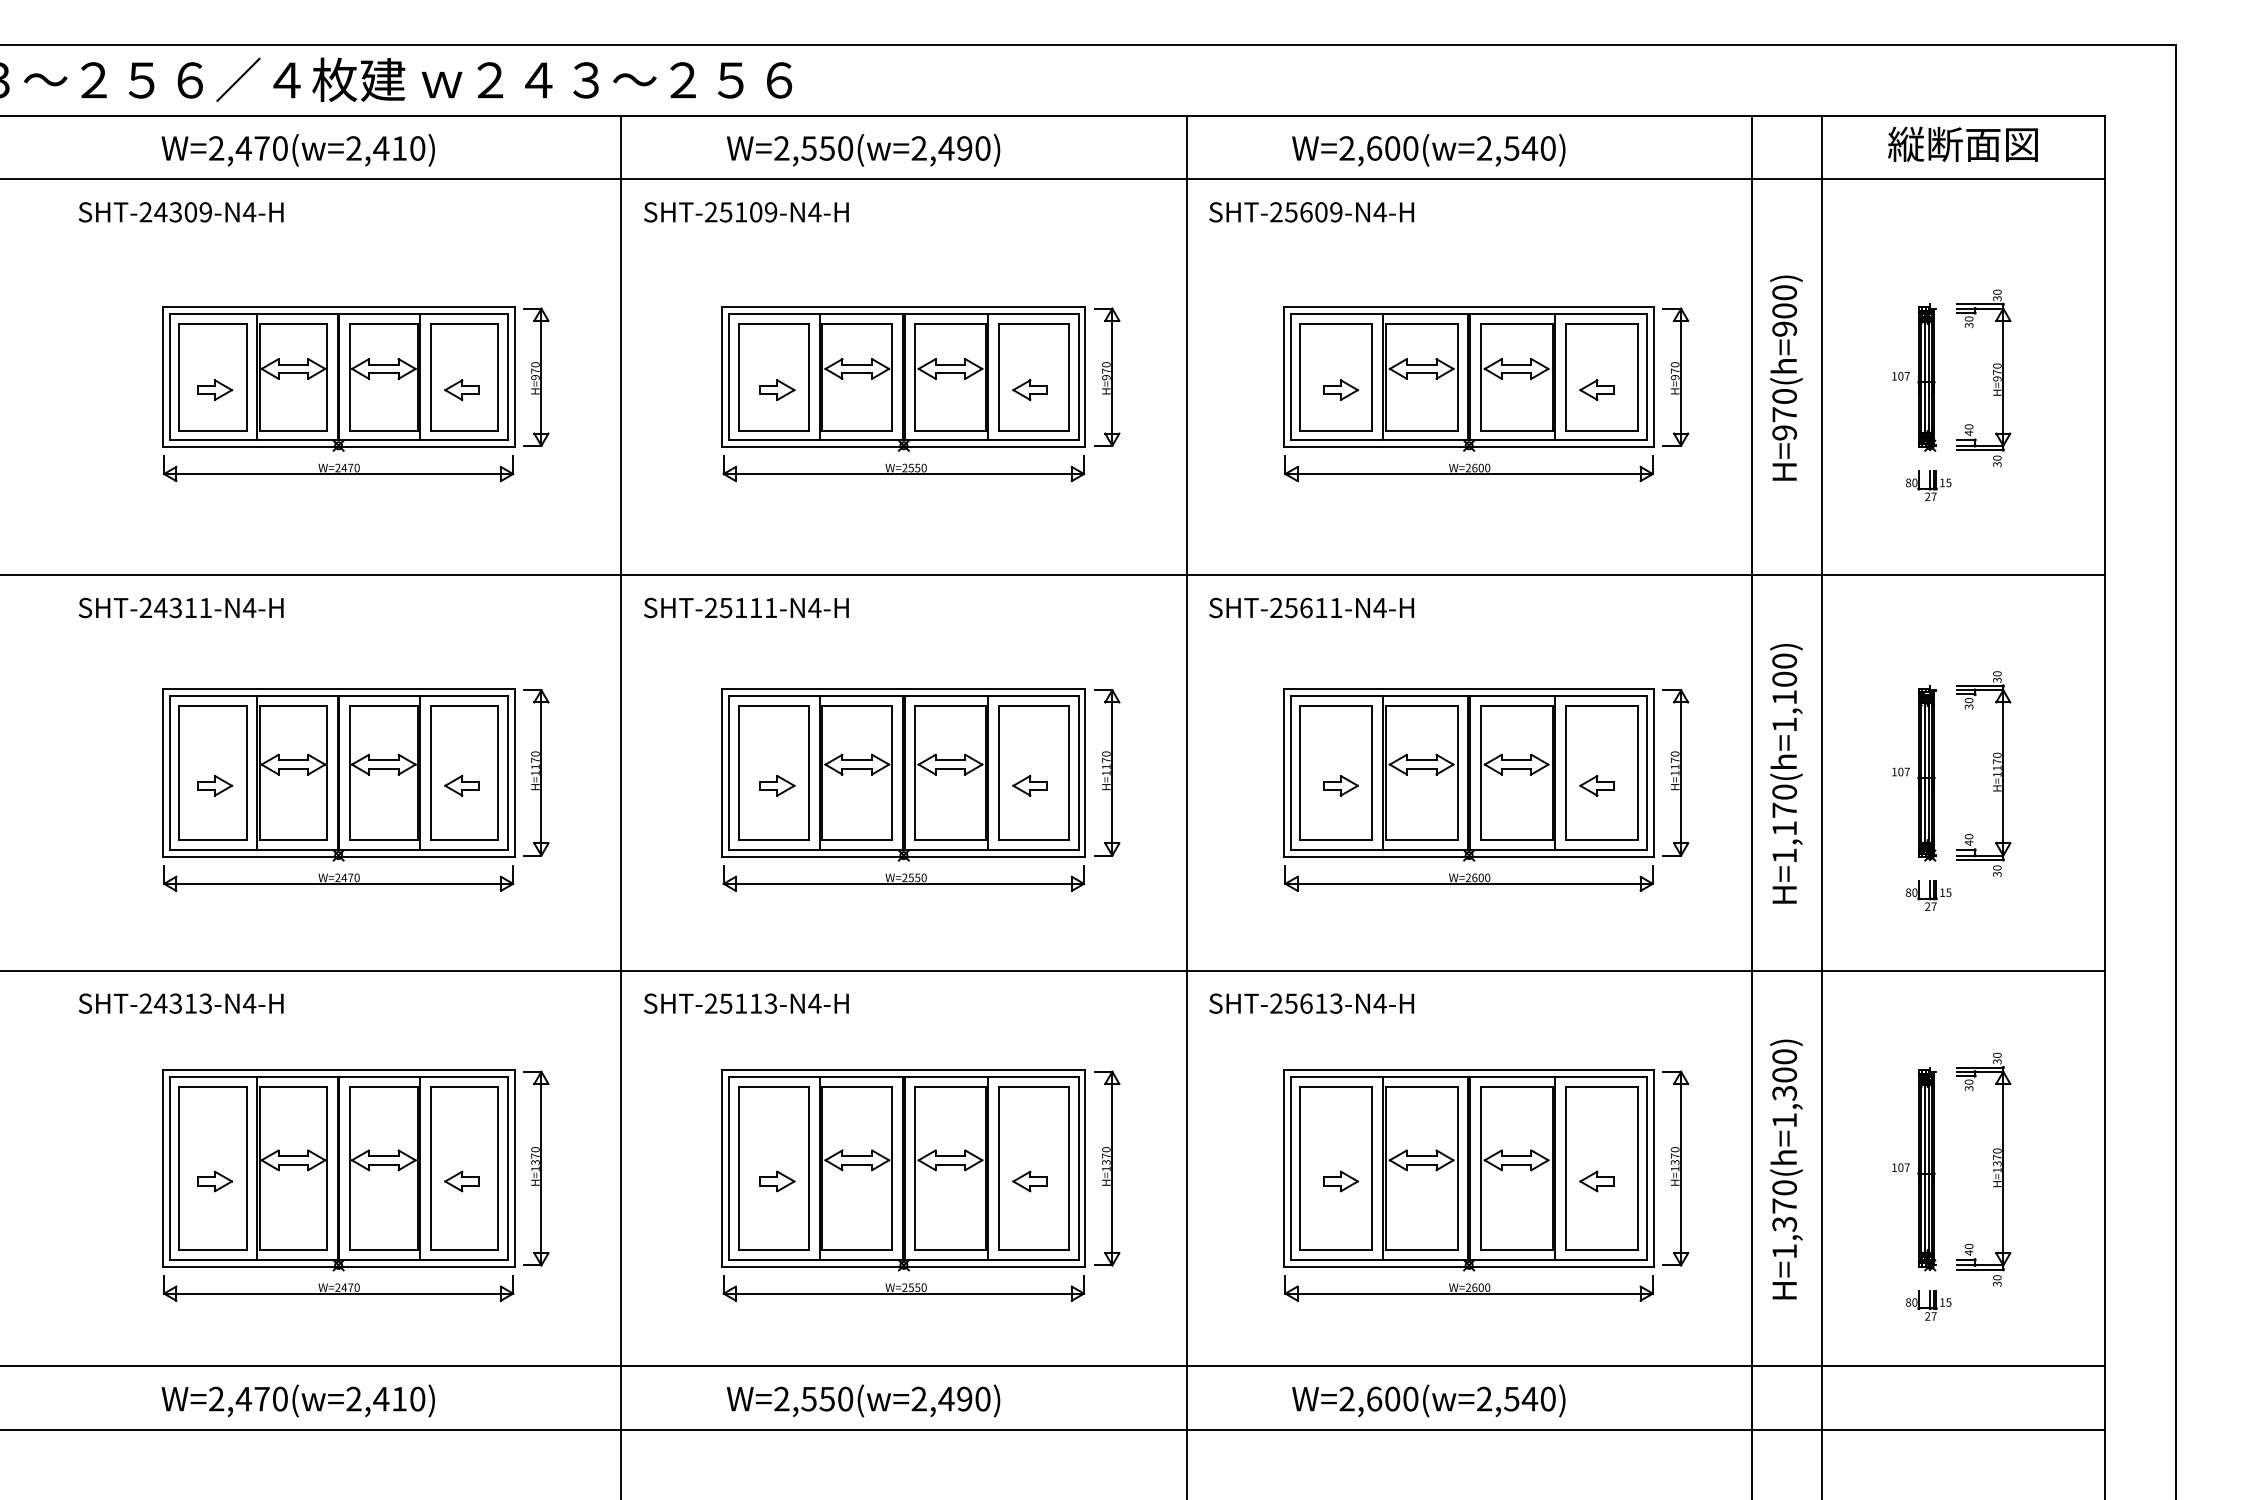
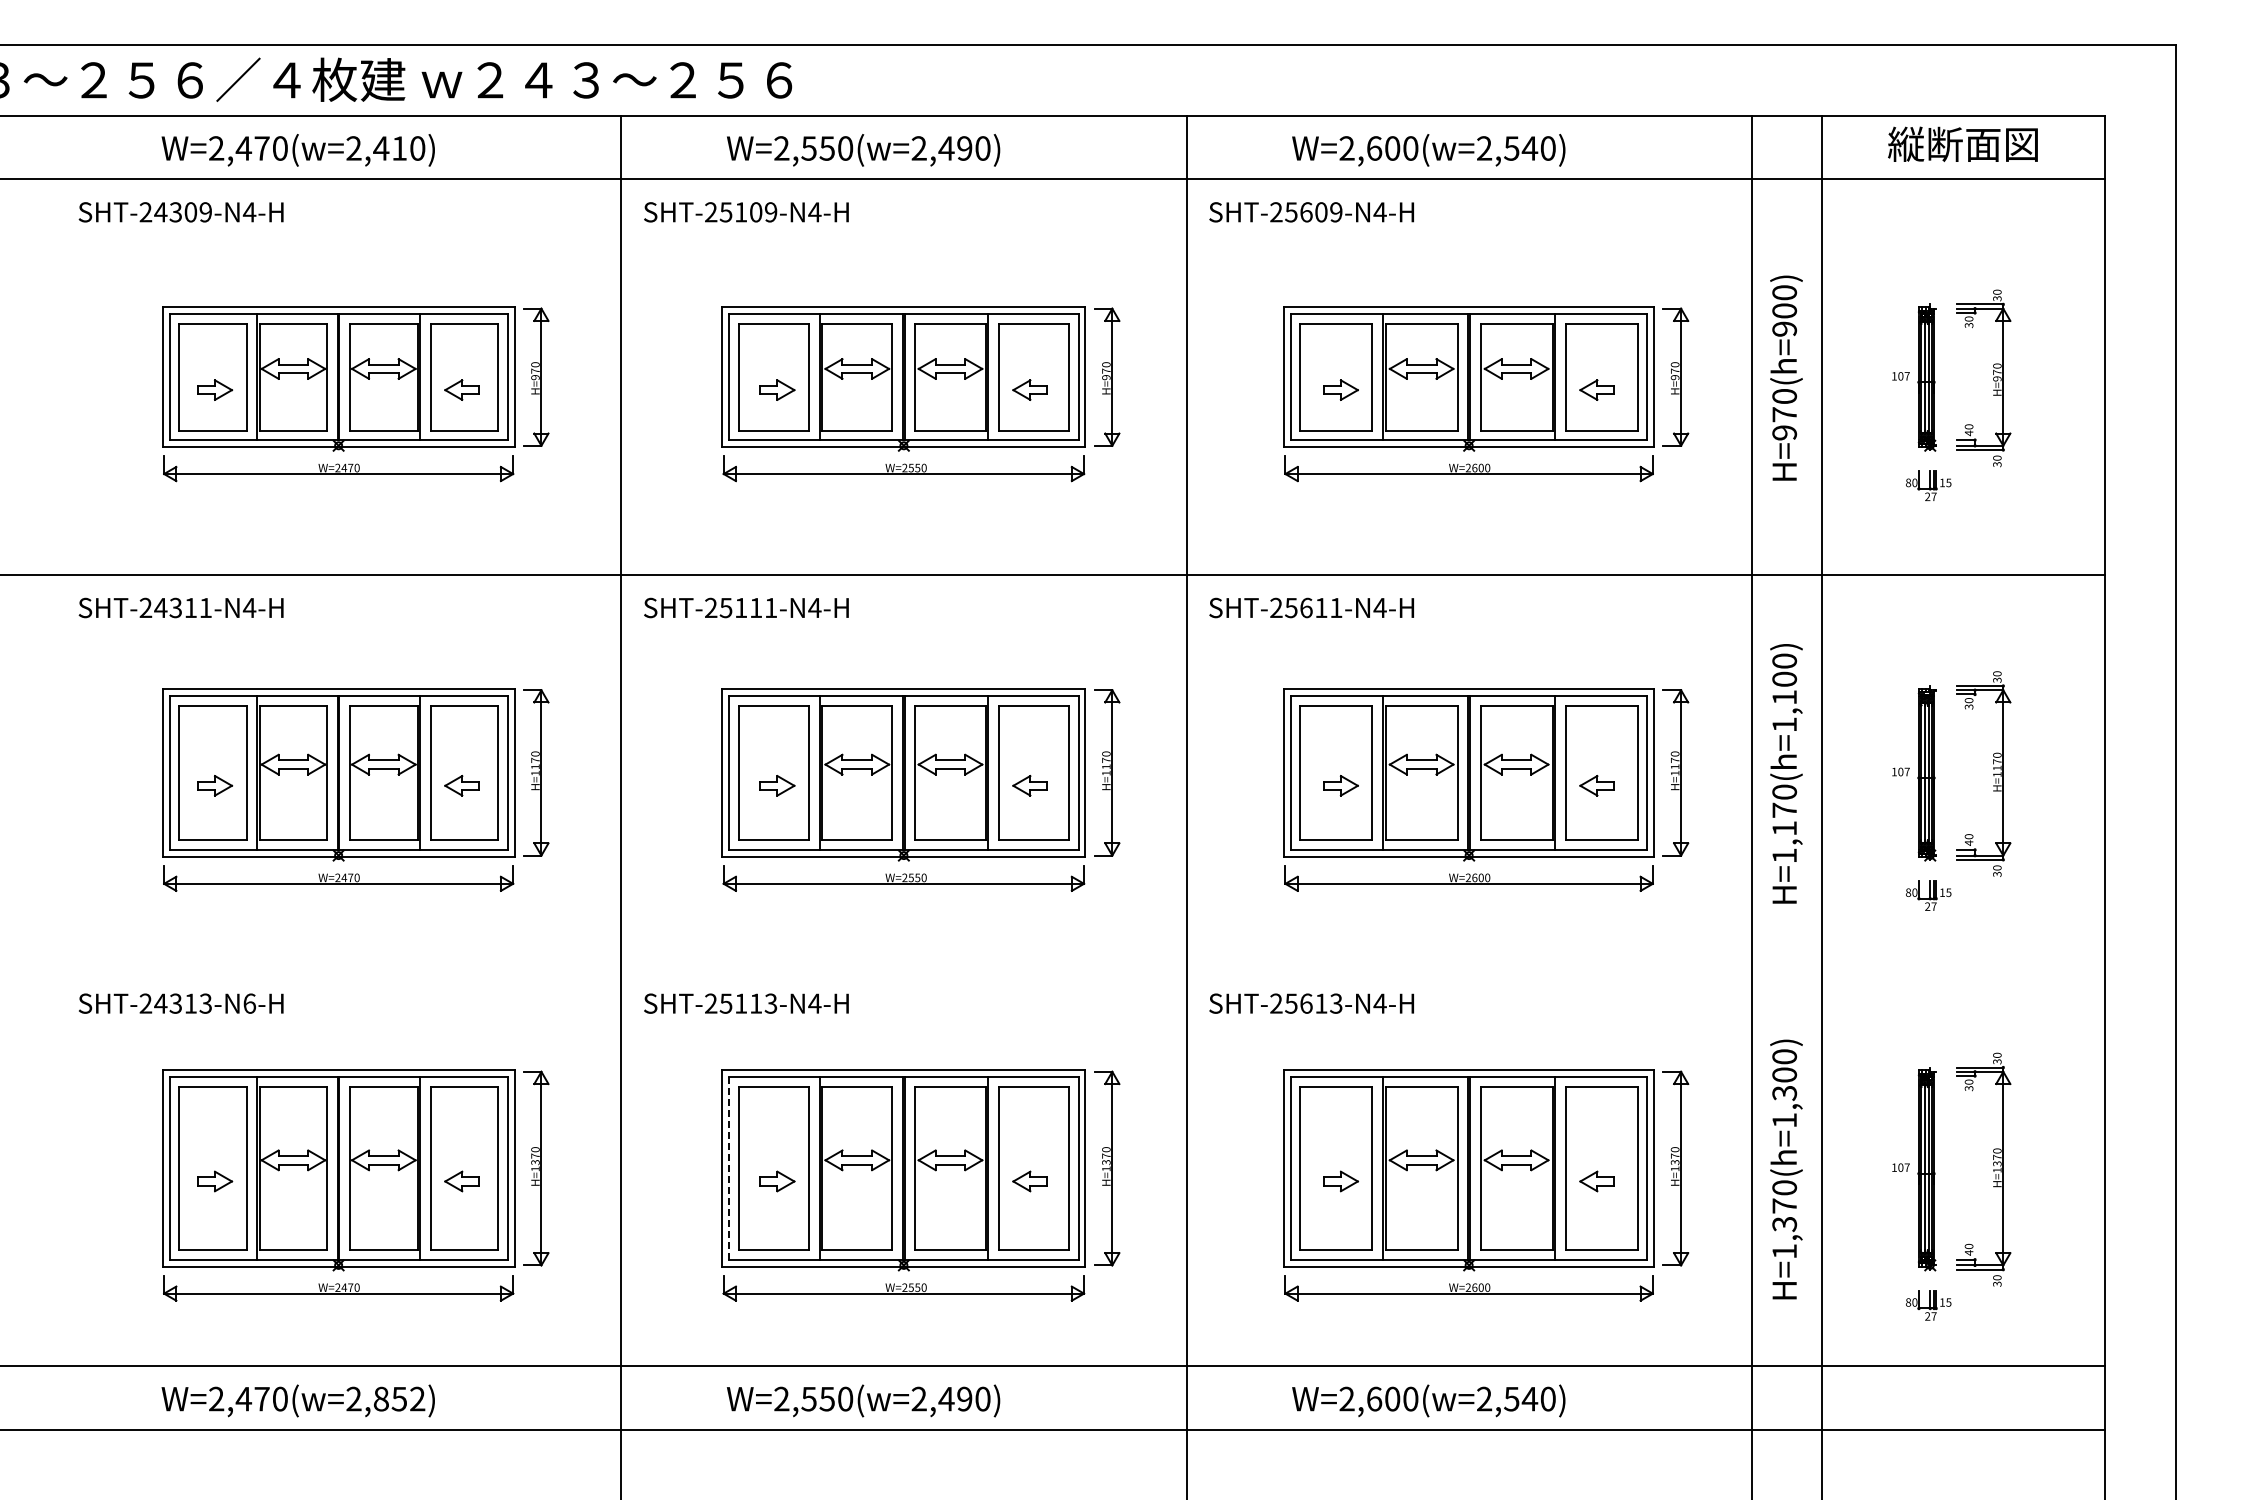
line: present -> none (1053, 970)
text: SHT-24313-N4-H -> SHT-24313-N6-H (249, 1003)
line: solid -> dashed (729, 1168)
text: W=2,470(w=2,410) -> W=2,470(w=2,852) (399, 1398)
